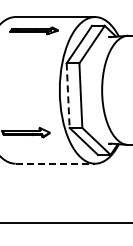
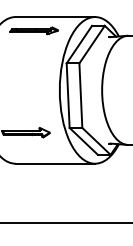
line: dashed -> solid (68, 96)
line: dashed -> solid (55, 163)
